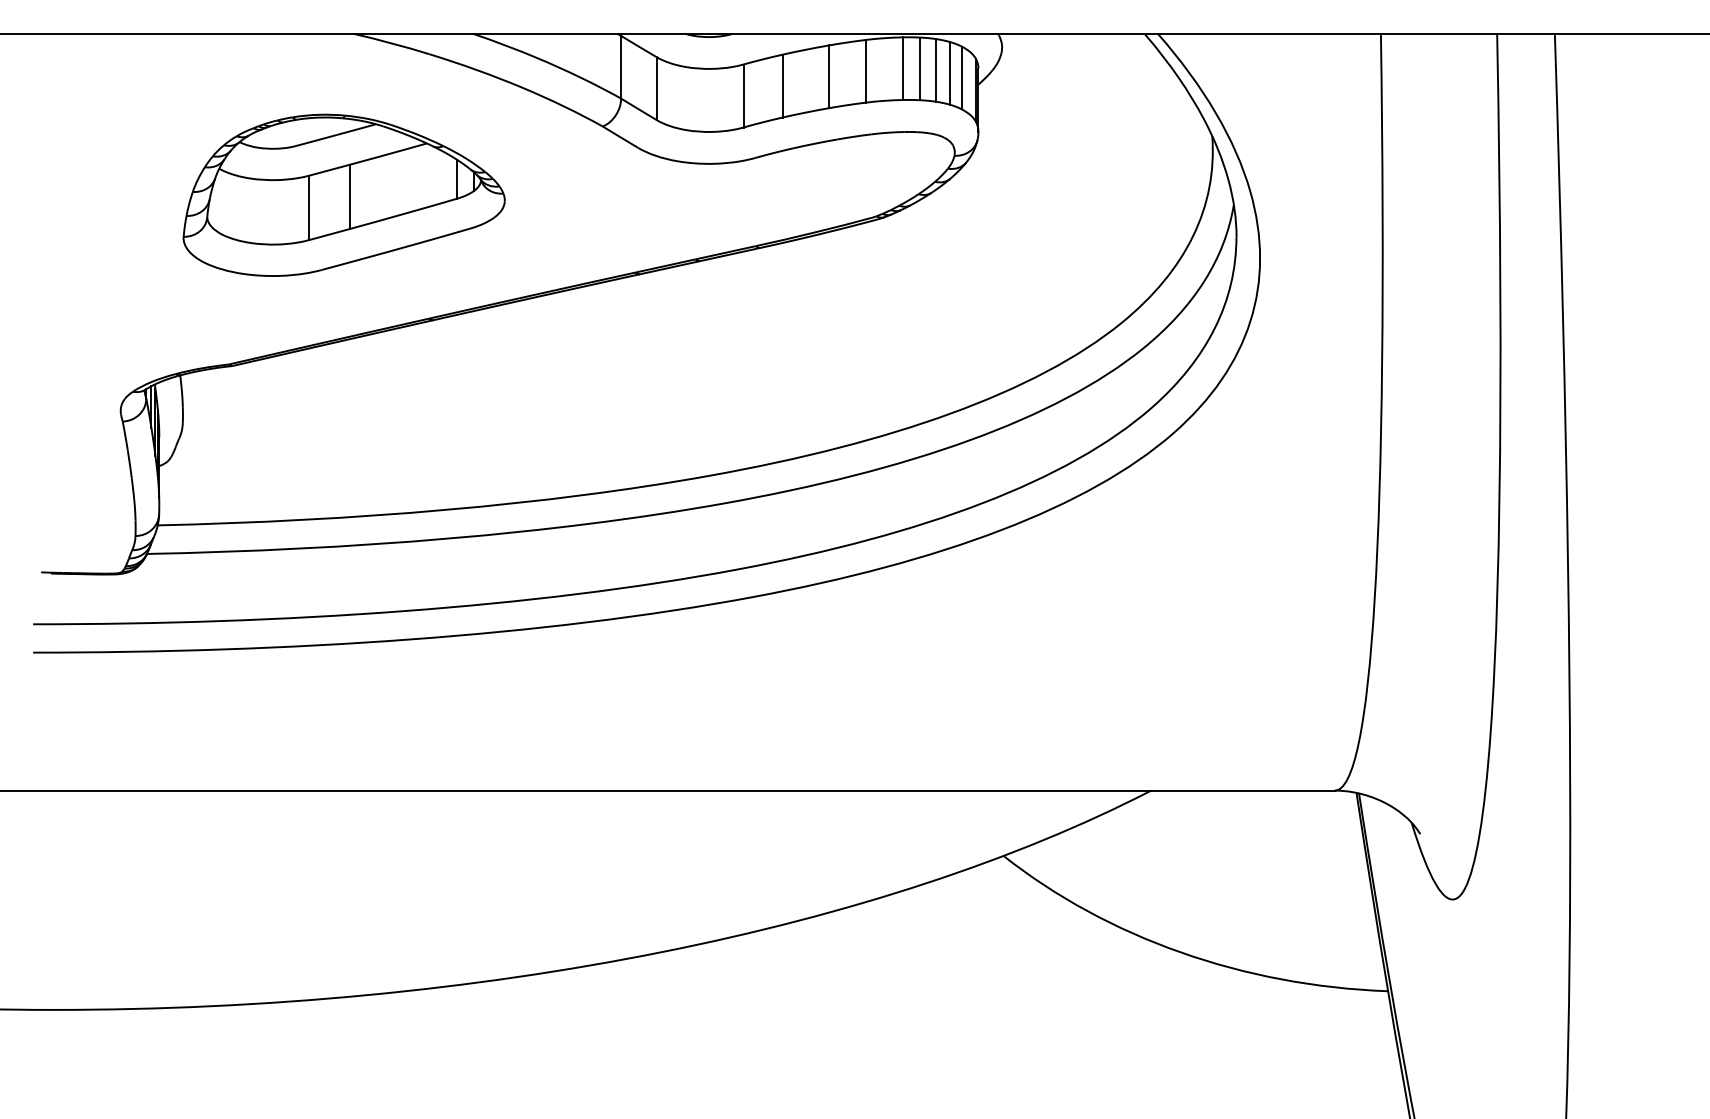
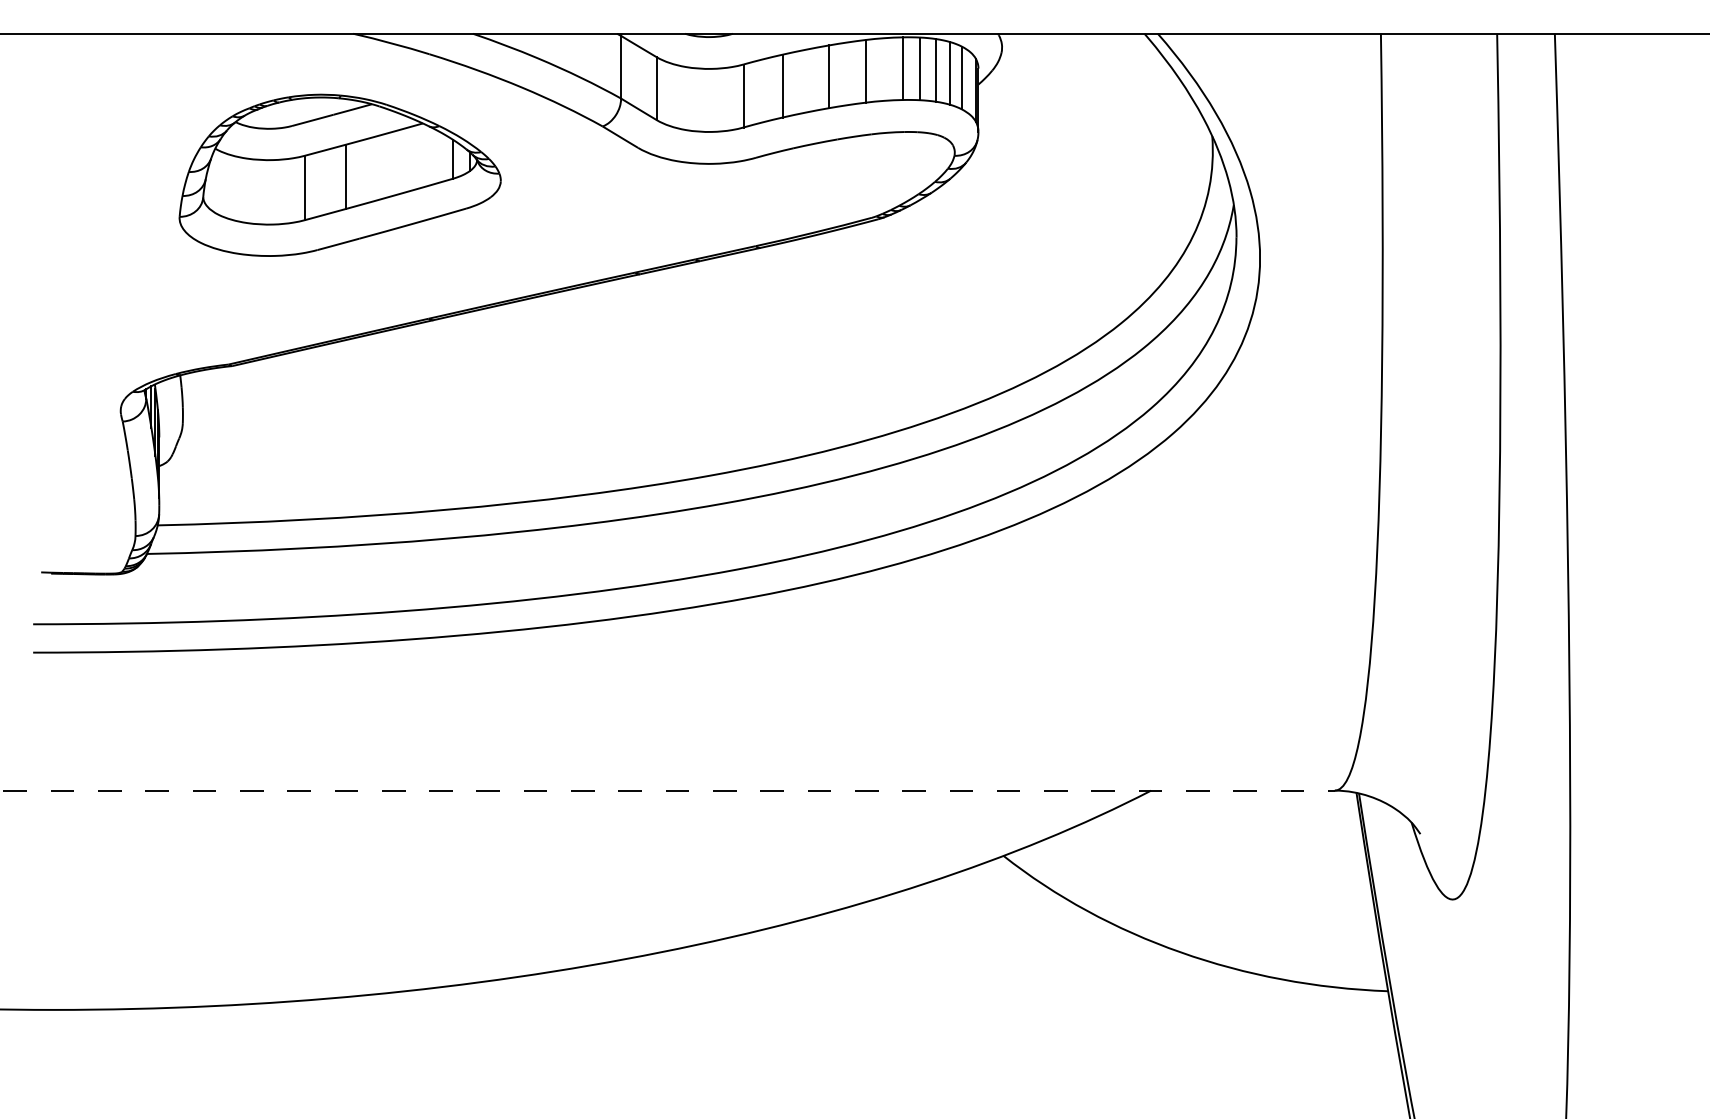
part position: (343, 194) -> (339, 174) (339, 174)
line: solid -> dashed (668, 790)
